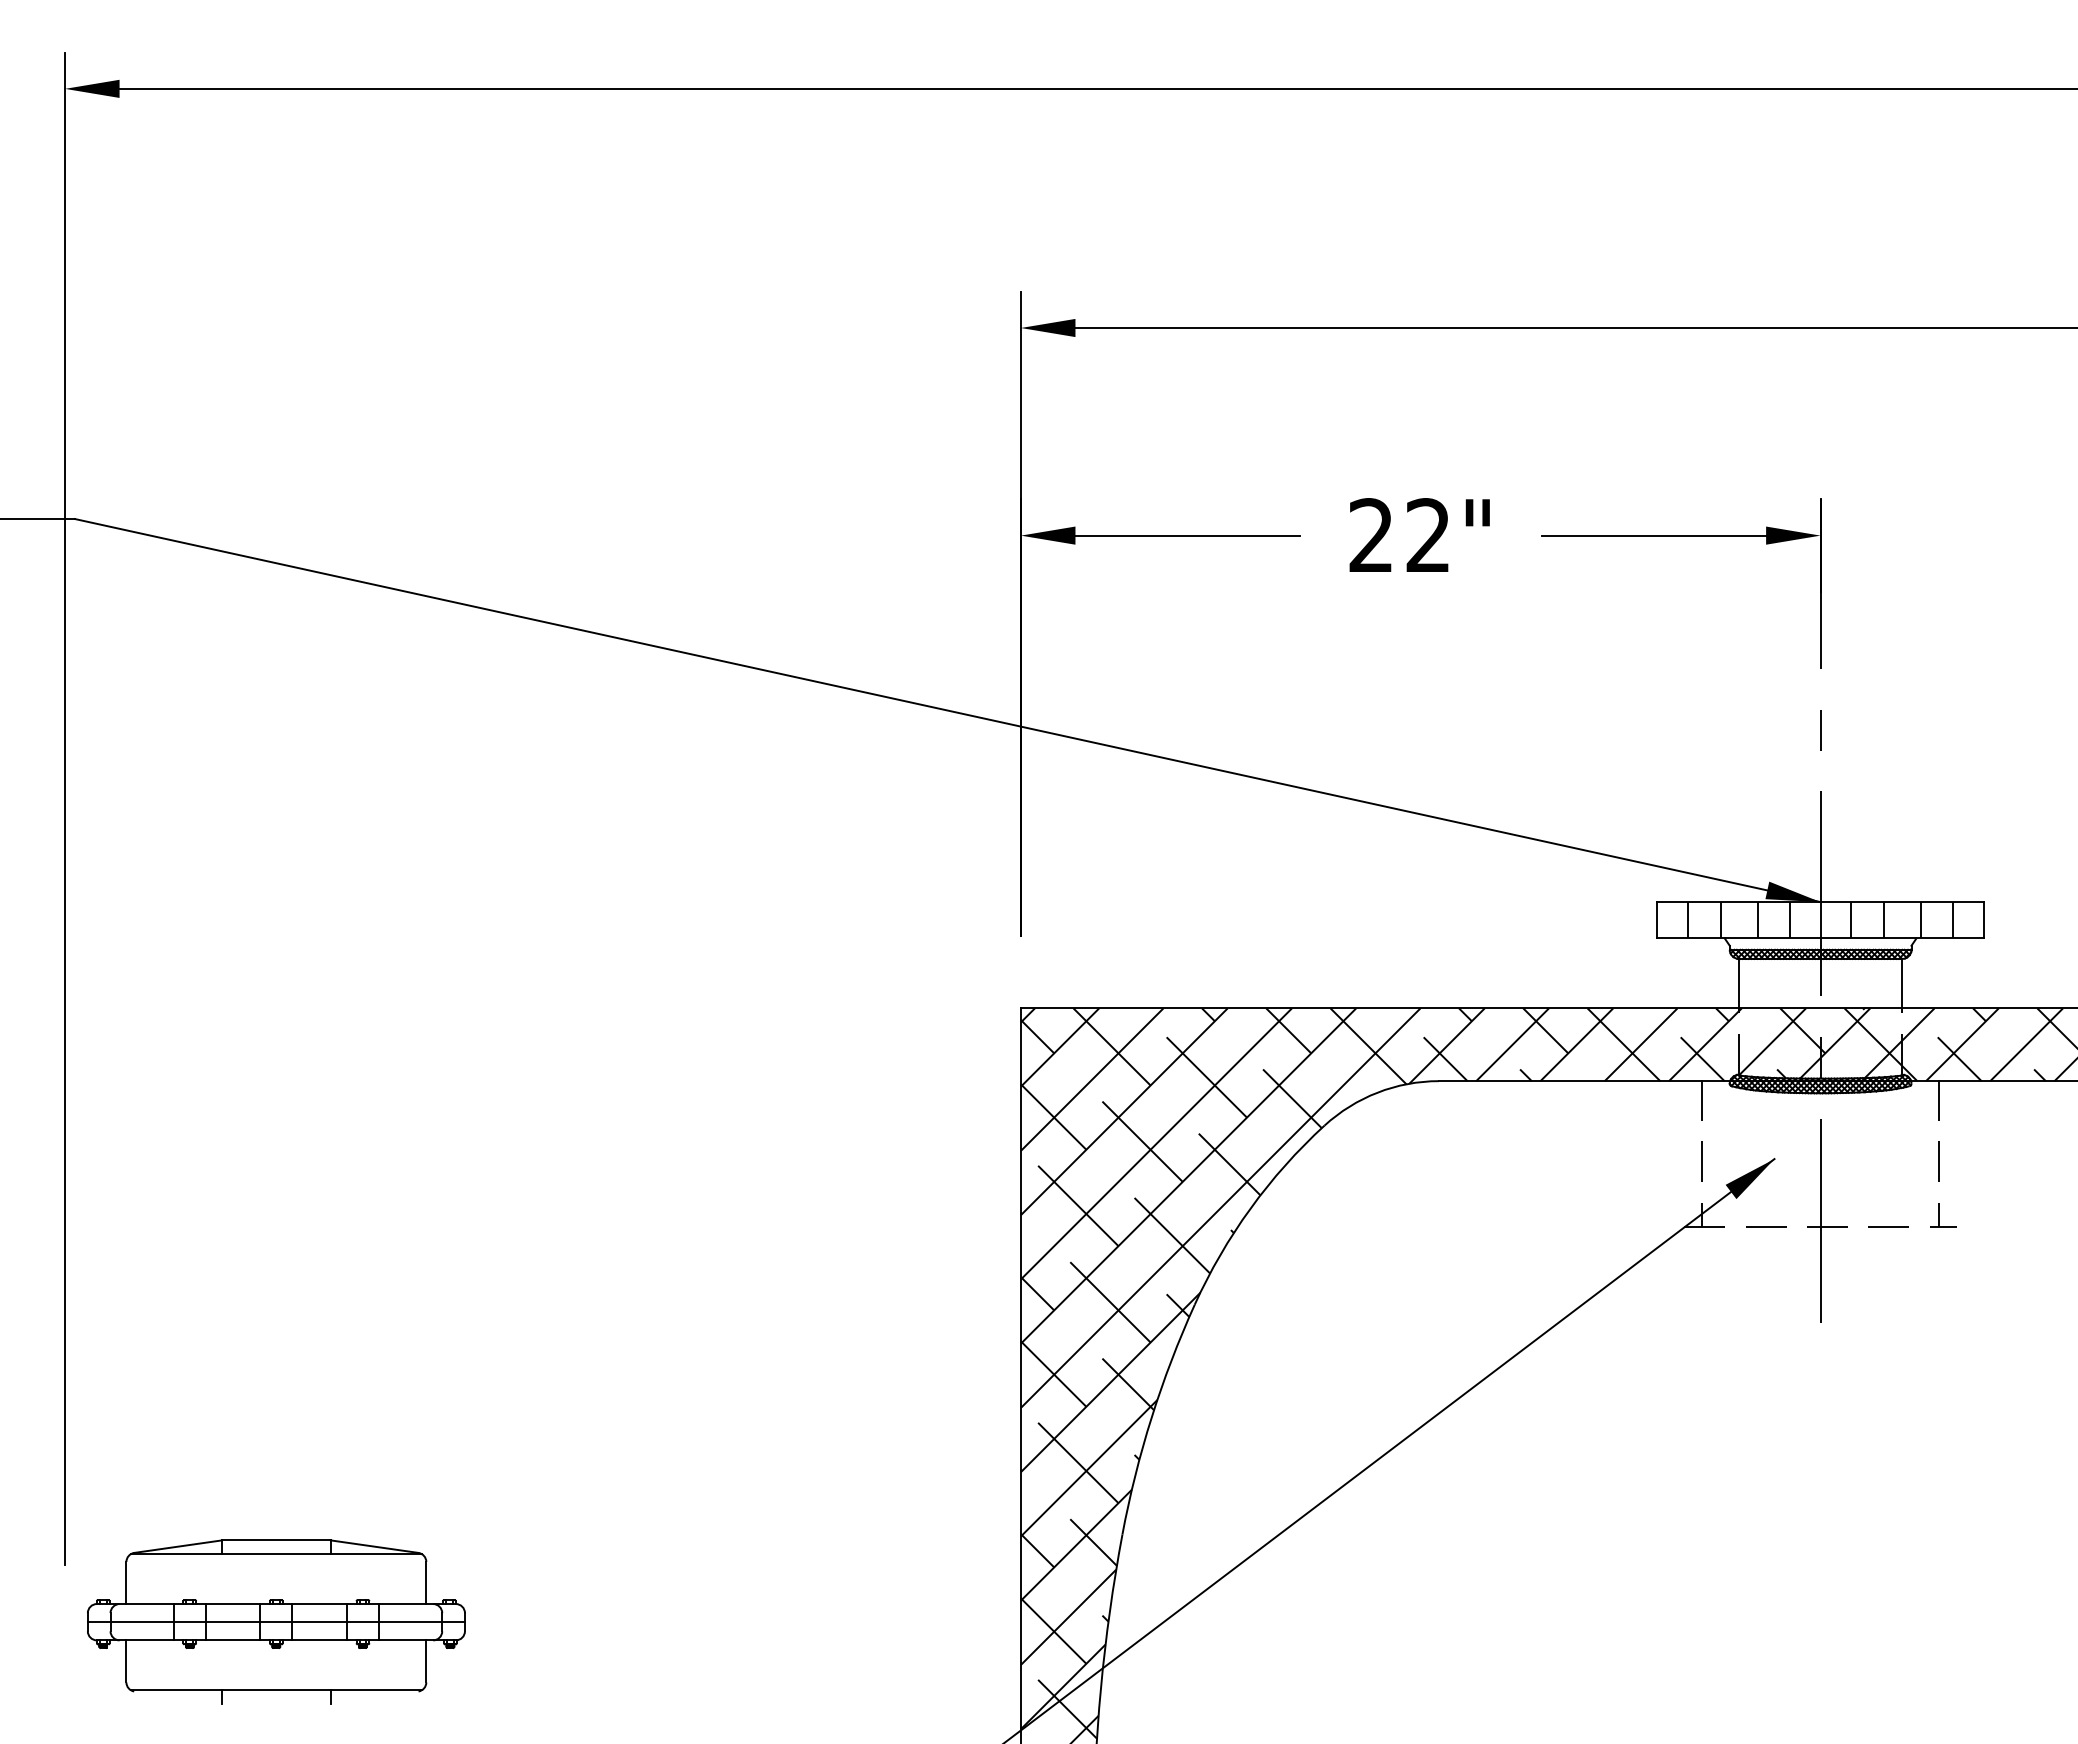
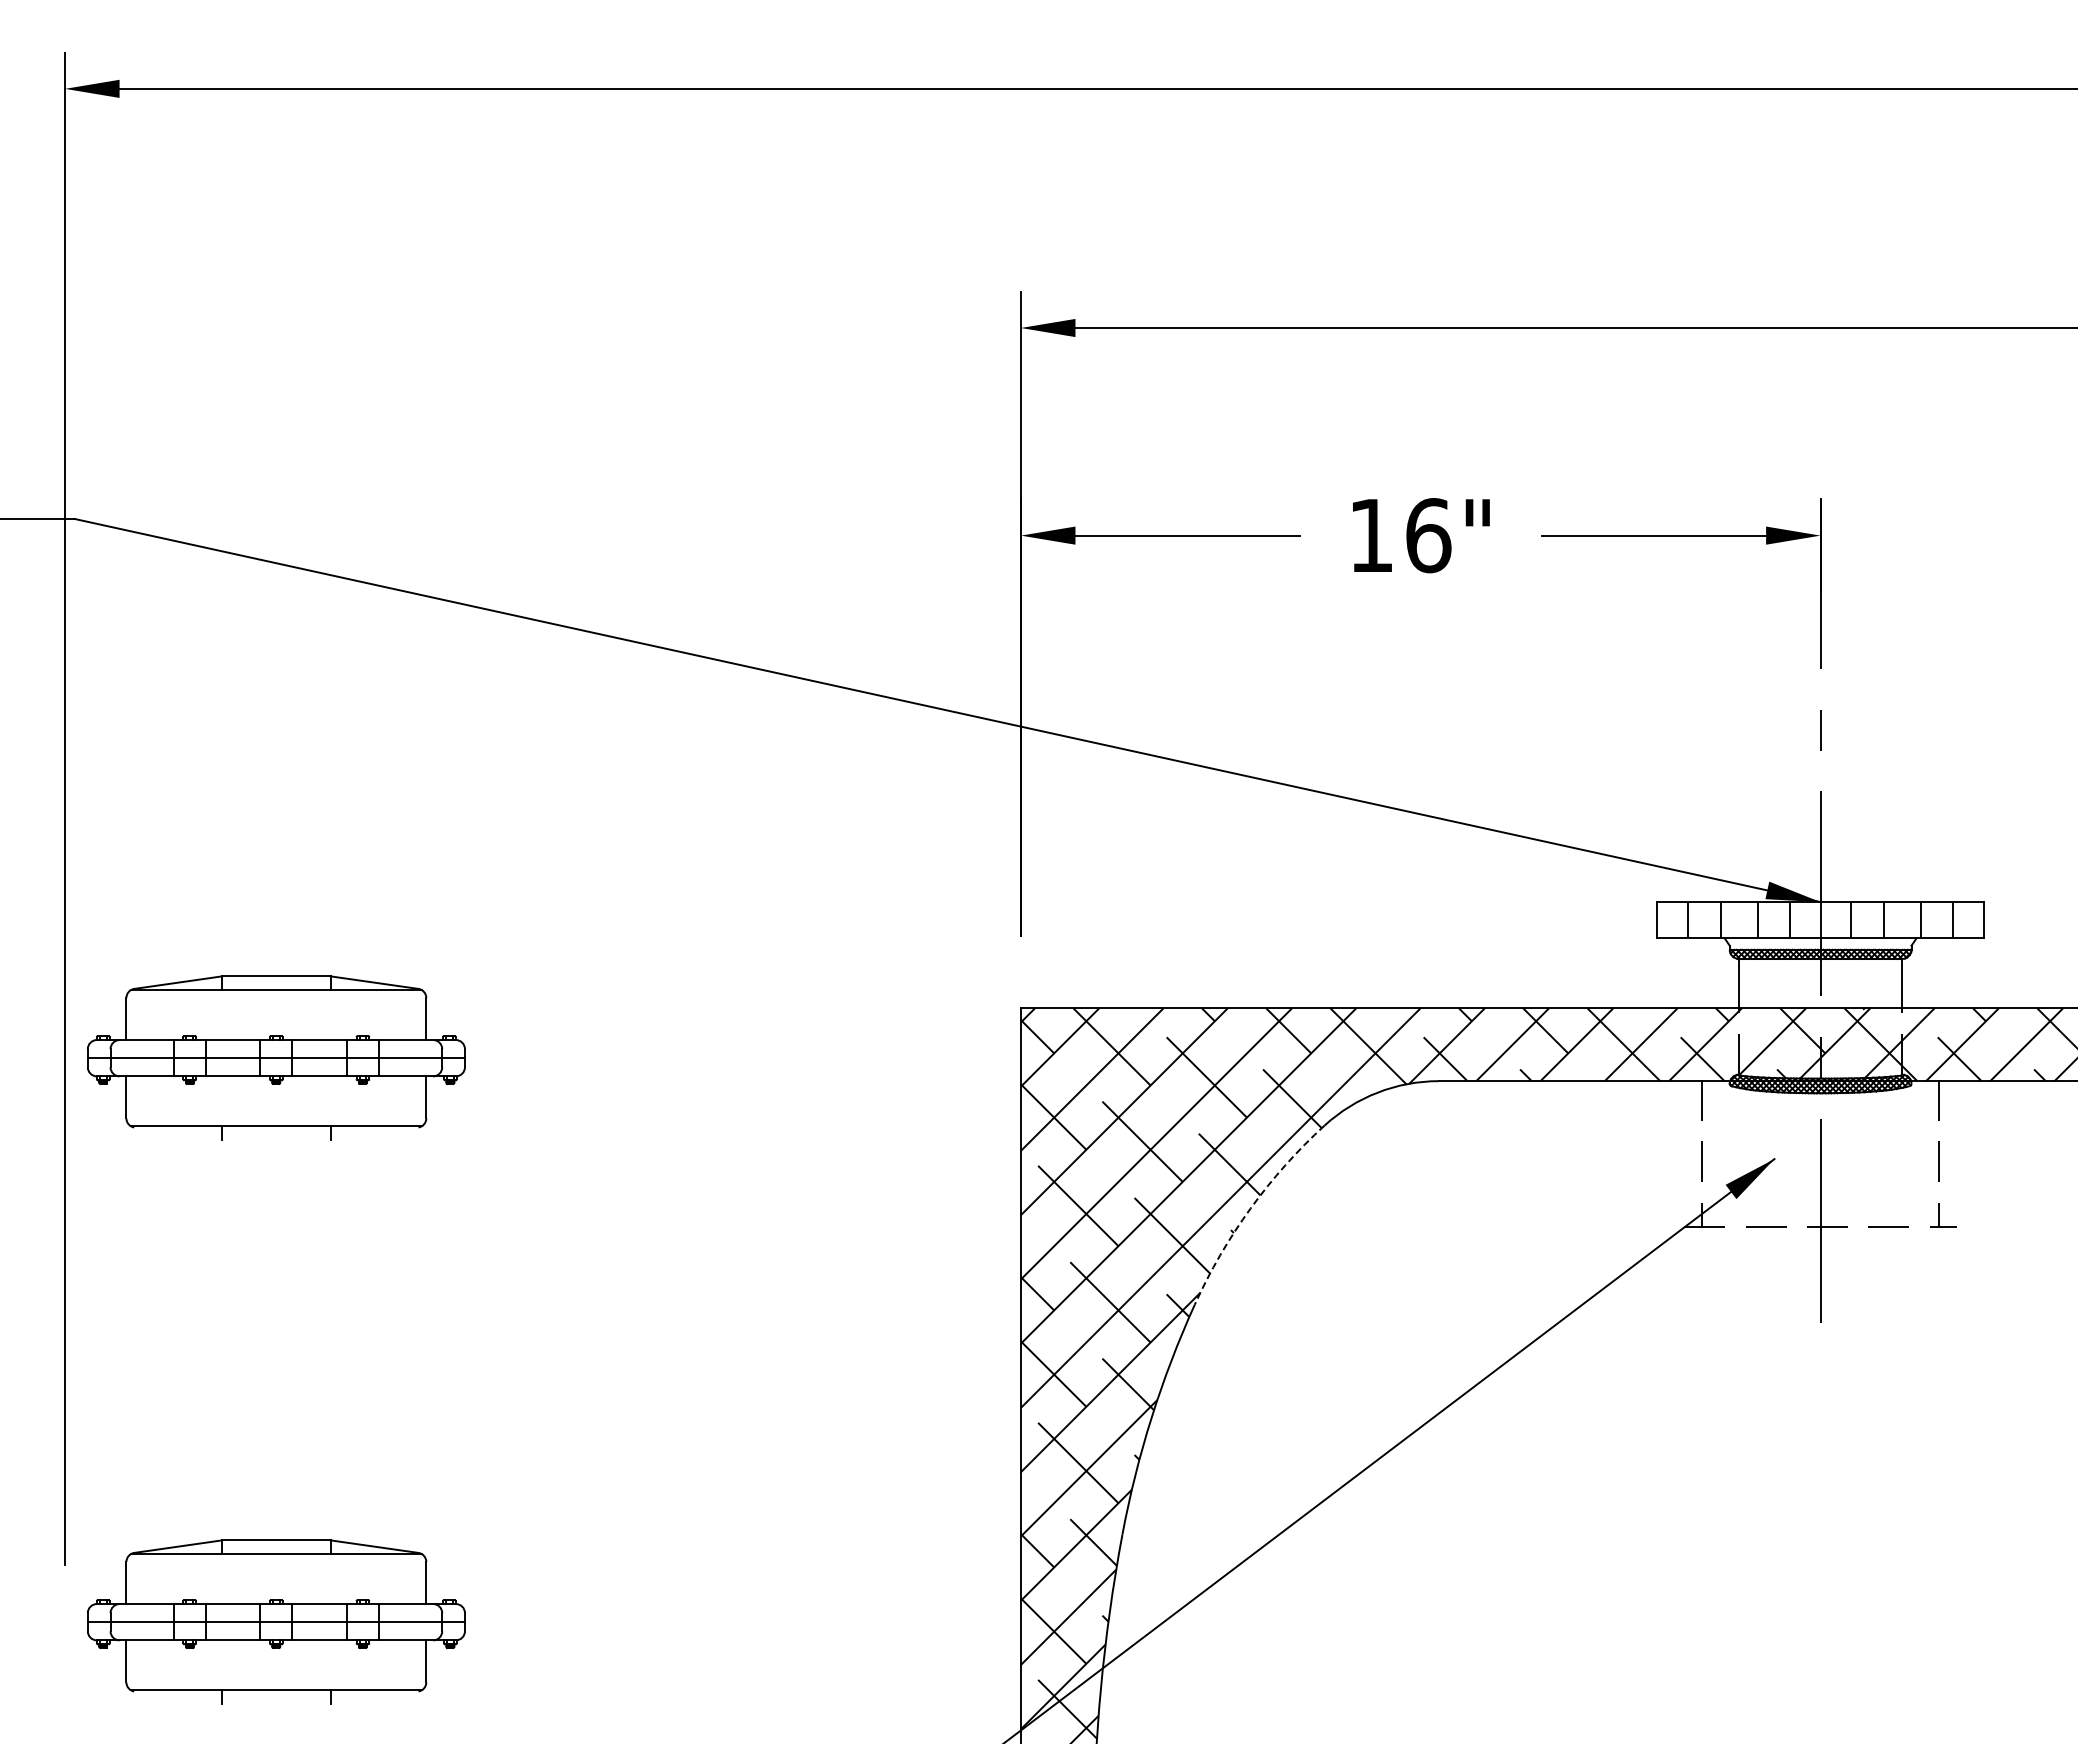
text: 22" -> 16" (1400, 535)
part: none -> present (276, 1057)
arc: solid -> dashed (1250, 1208)
